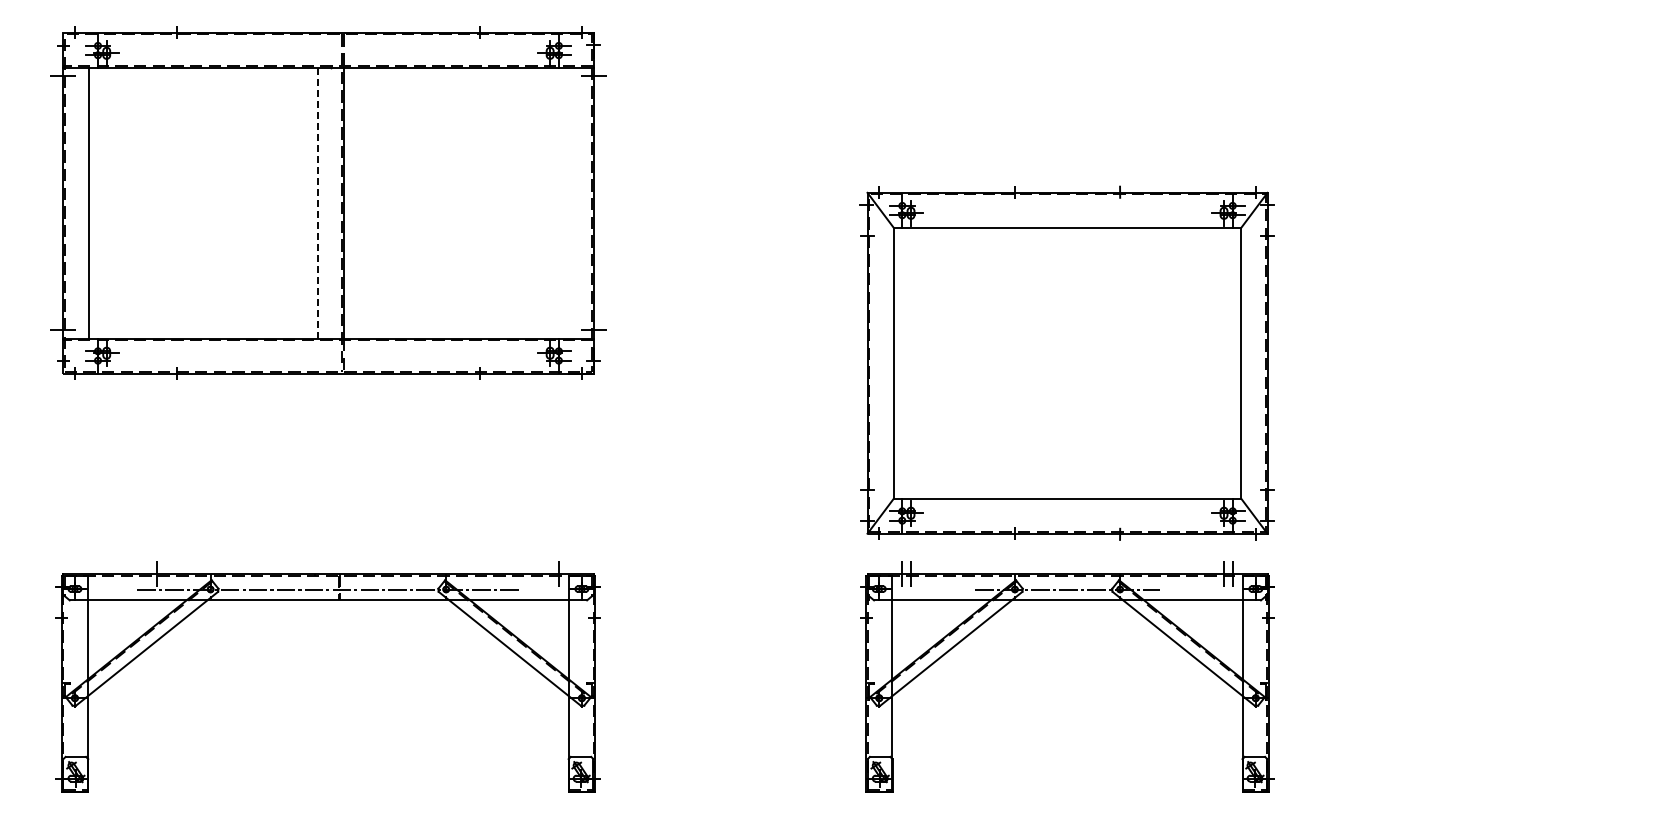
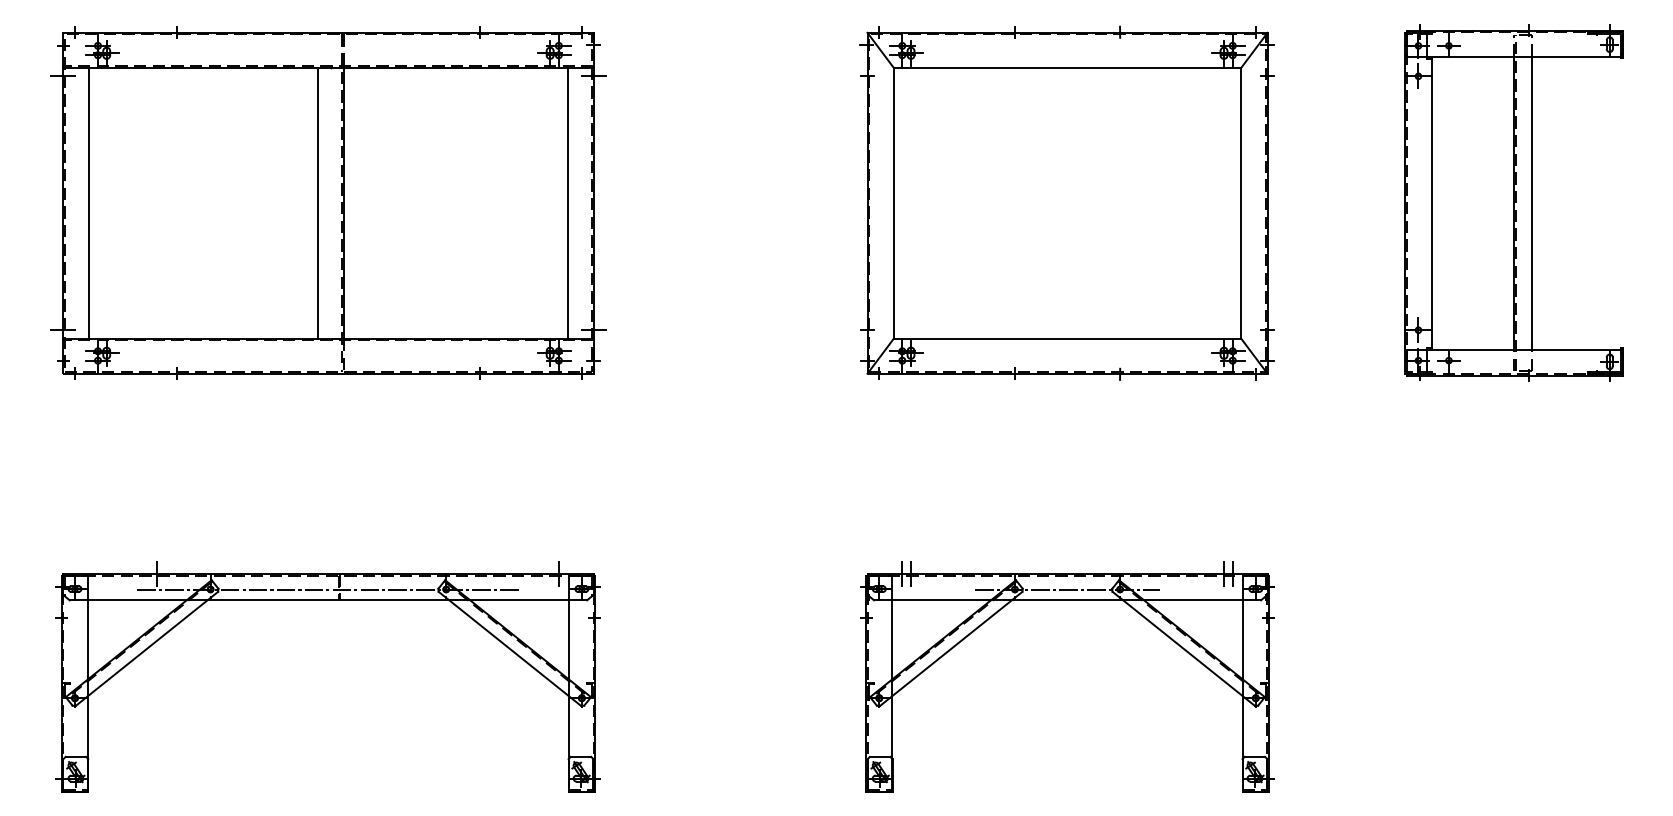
line: none -> present (567, 202)
part: none -> present (1513, 202)
line: dashed -> solid (317, 203)
part position: (1066, 362) -> (1066, 202) (1066, 202)
